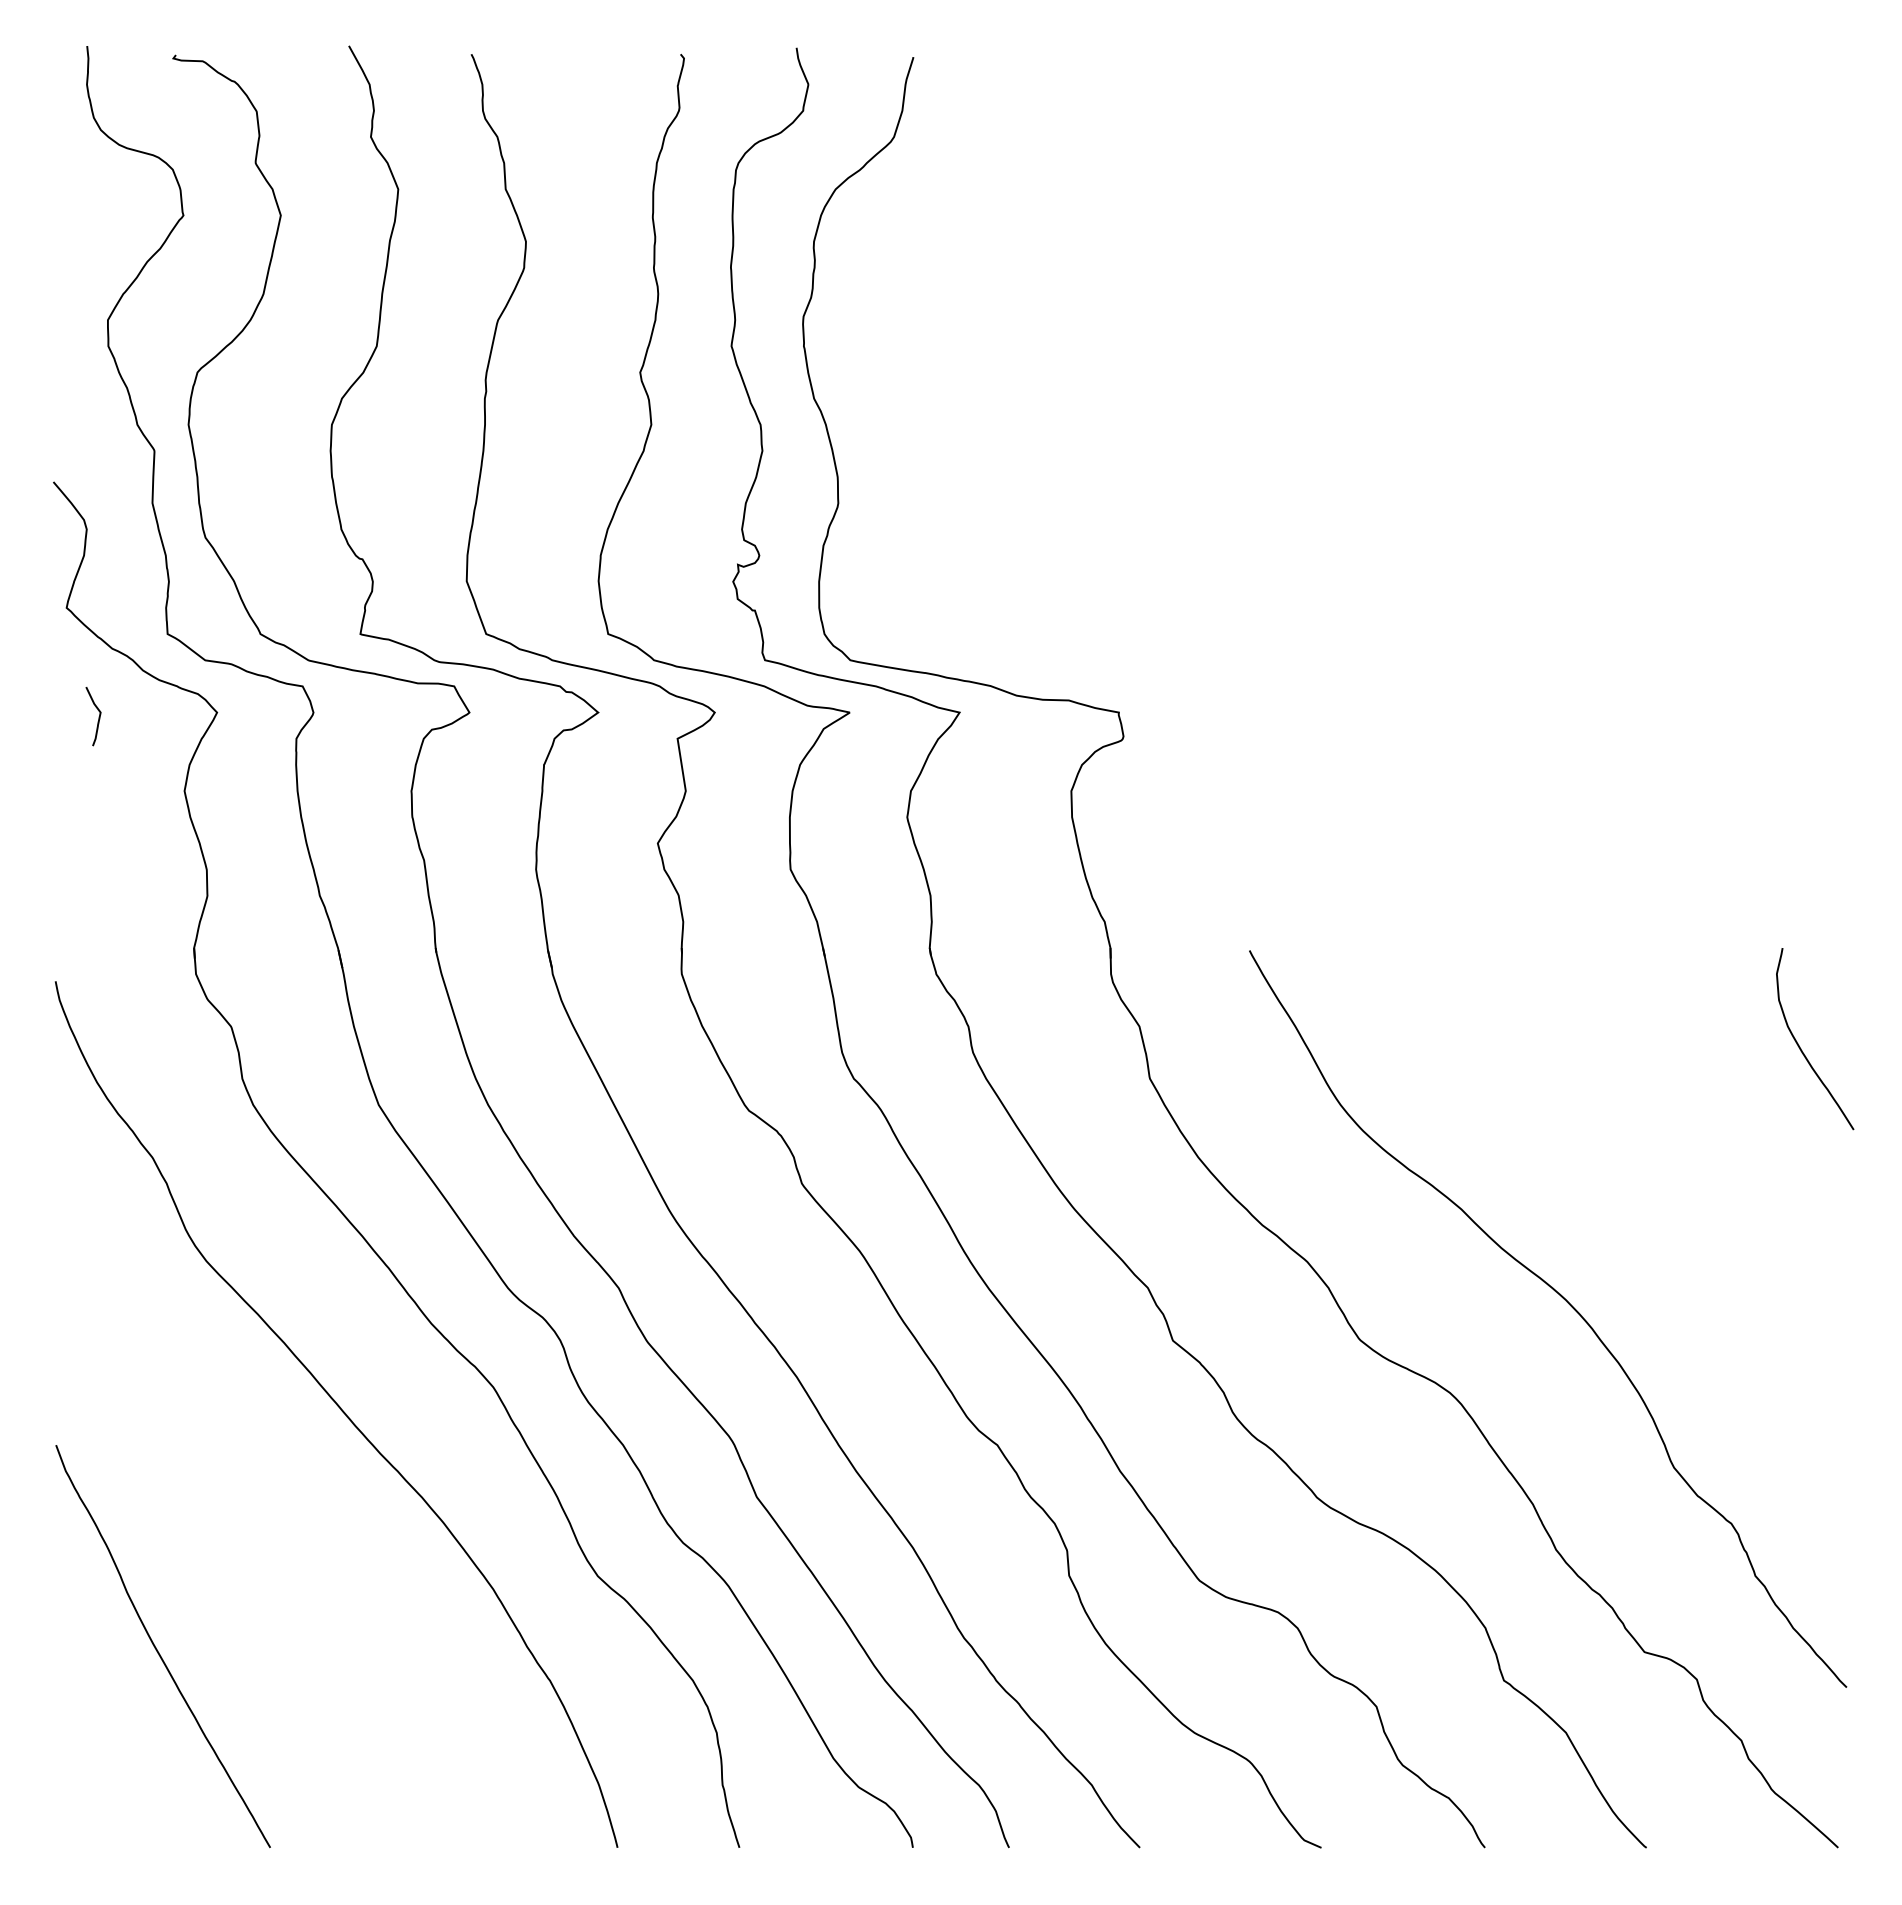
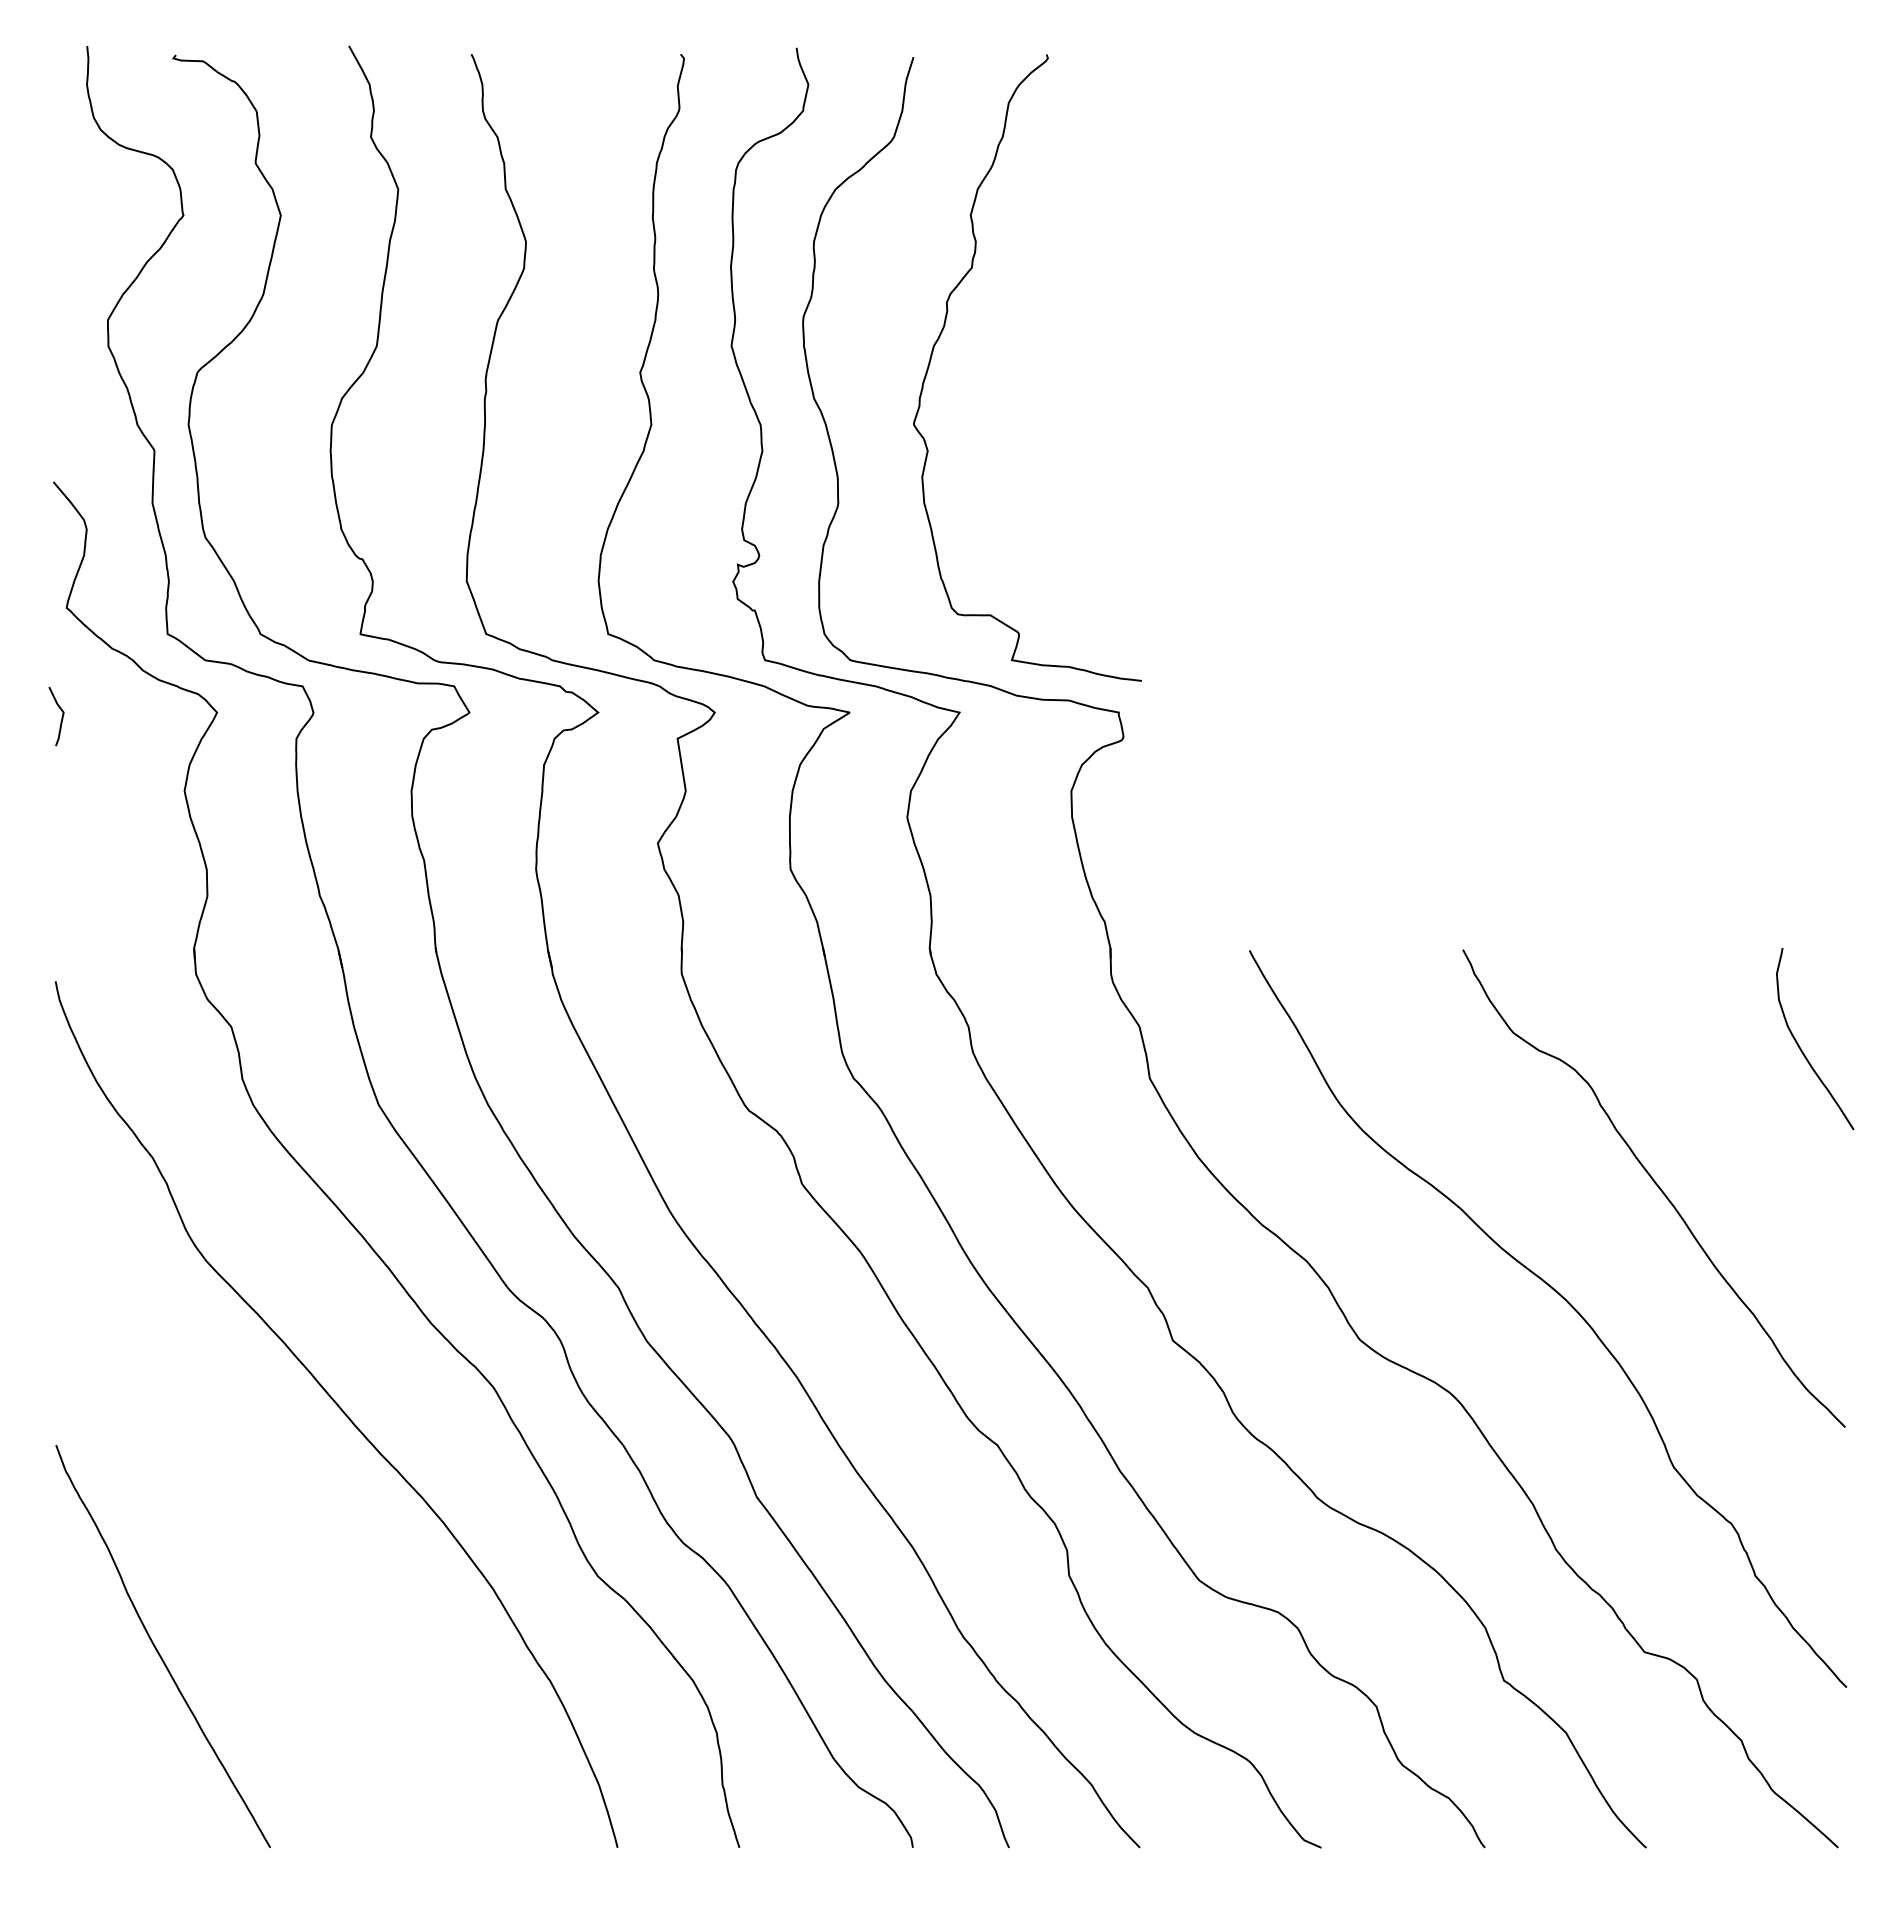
curve: none -> present (944, 328)
curve position: (98, 716) -> (61, 716) (61, 716)
curve: none -> present (1657, 1187)
